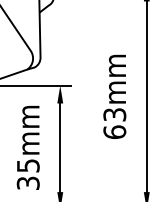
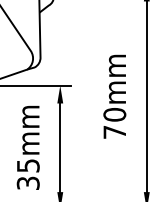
text: 63mm -> 70mm (114, 123)
